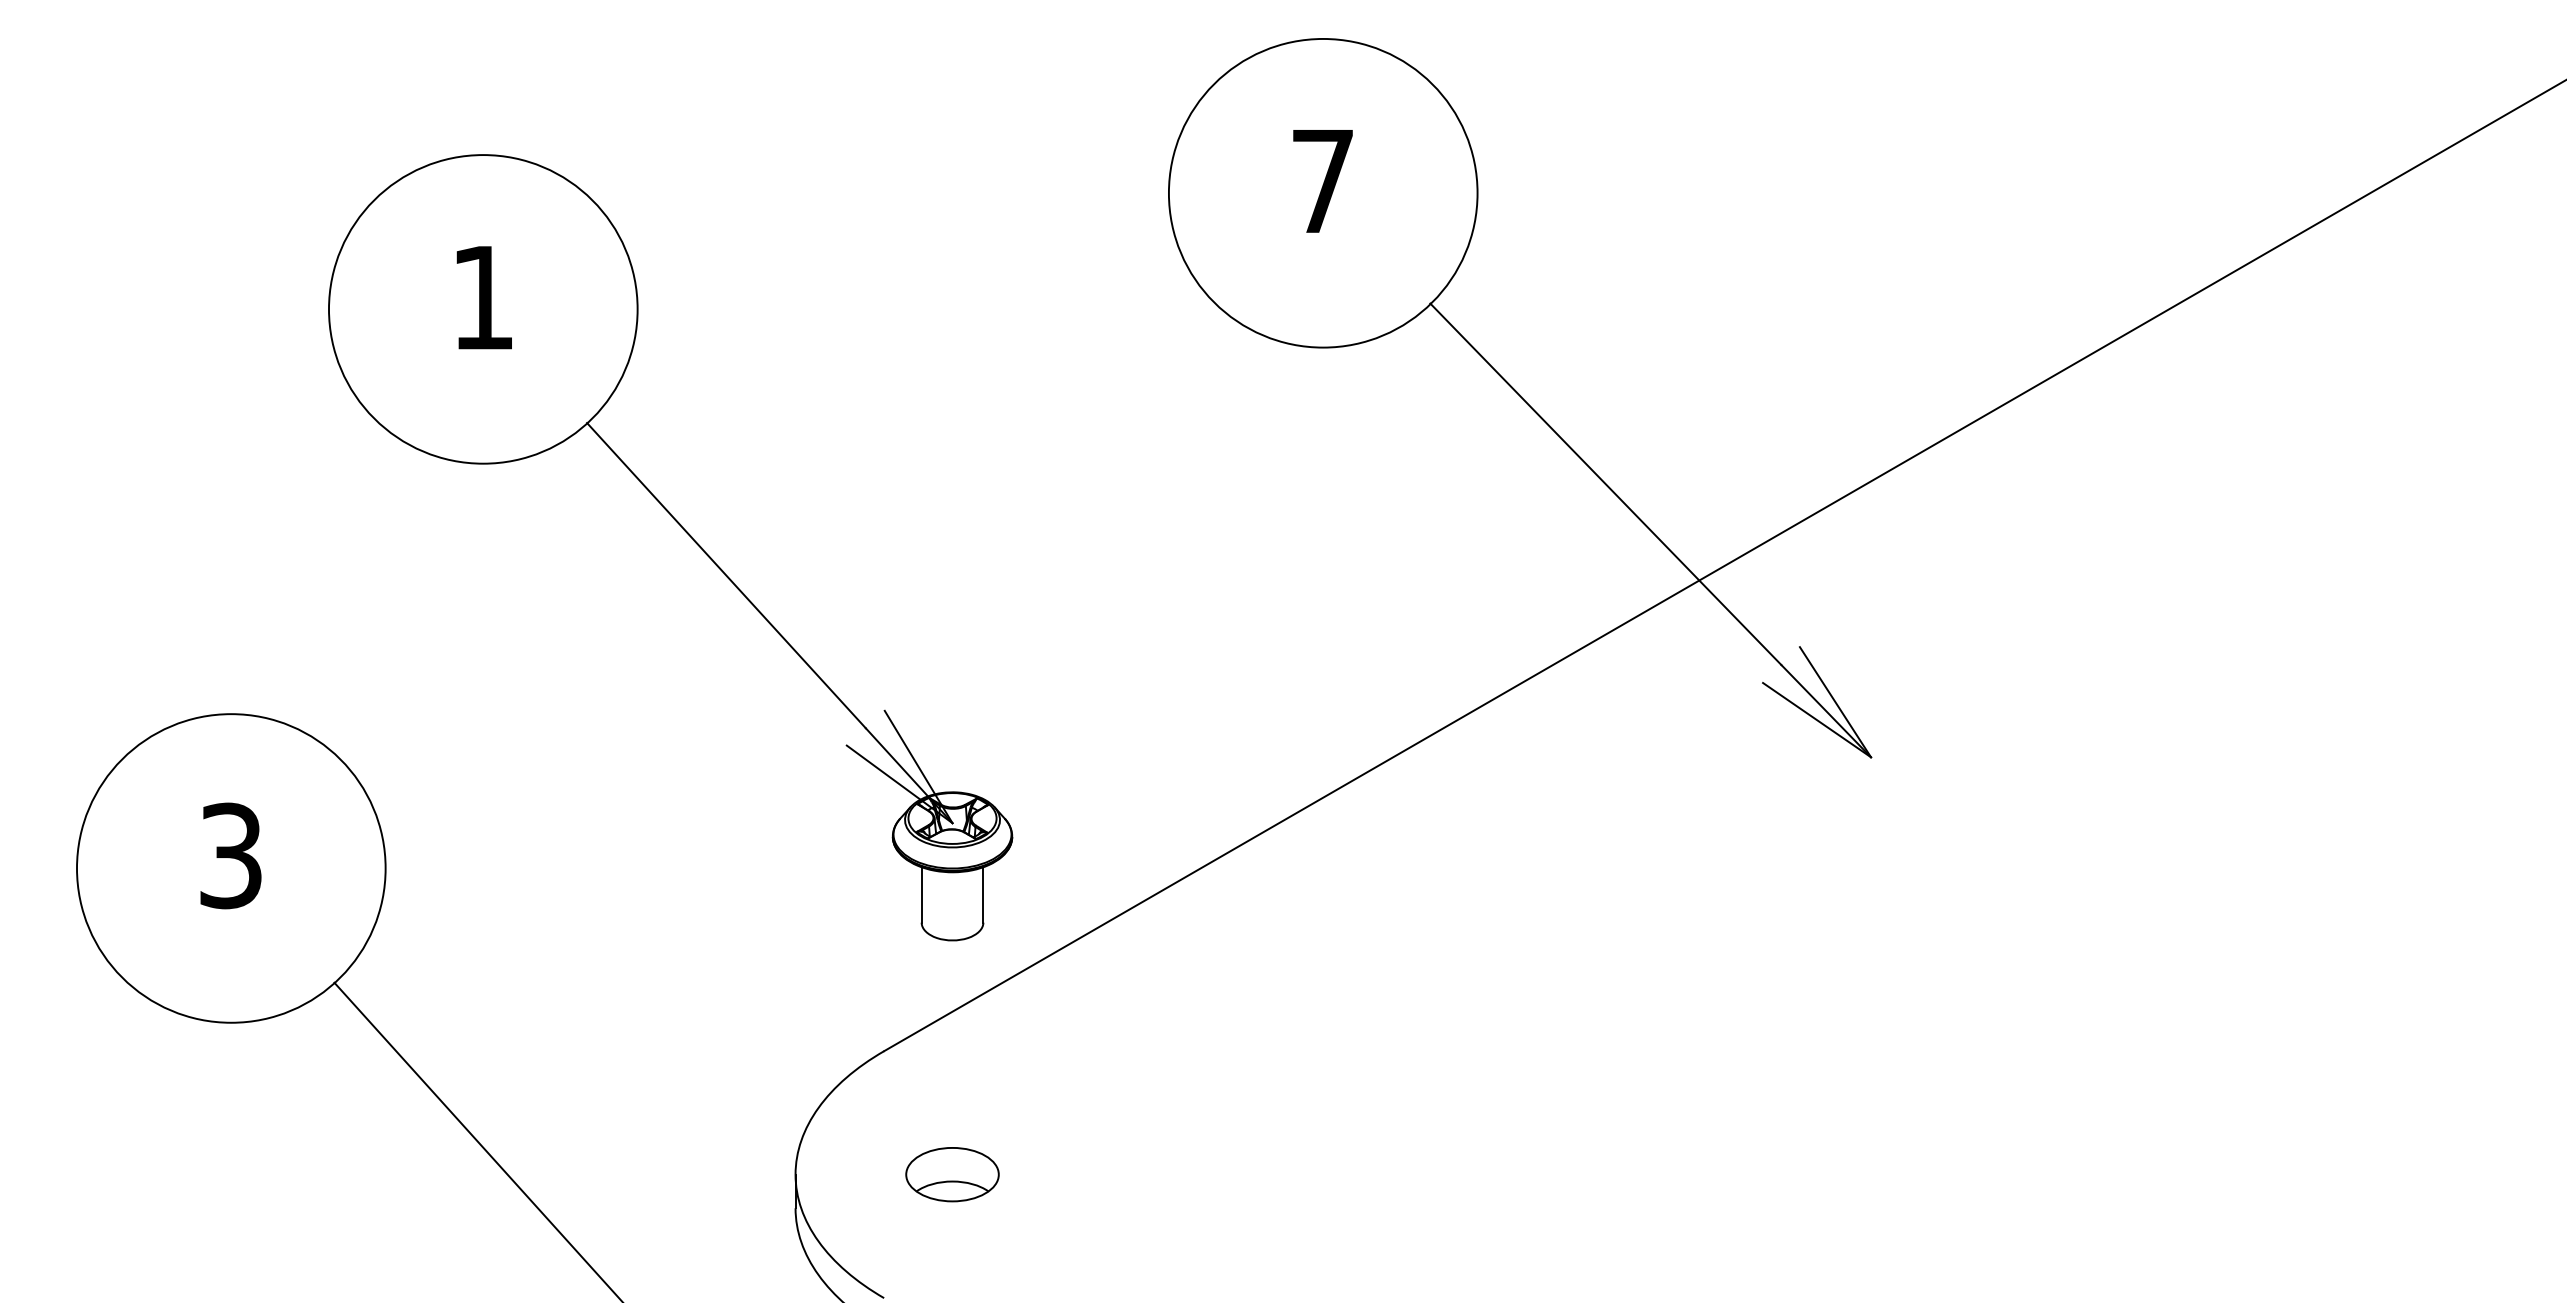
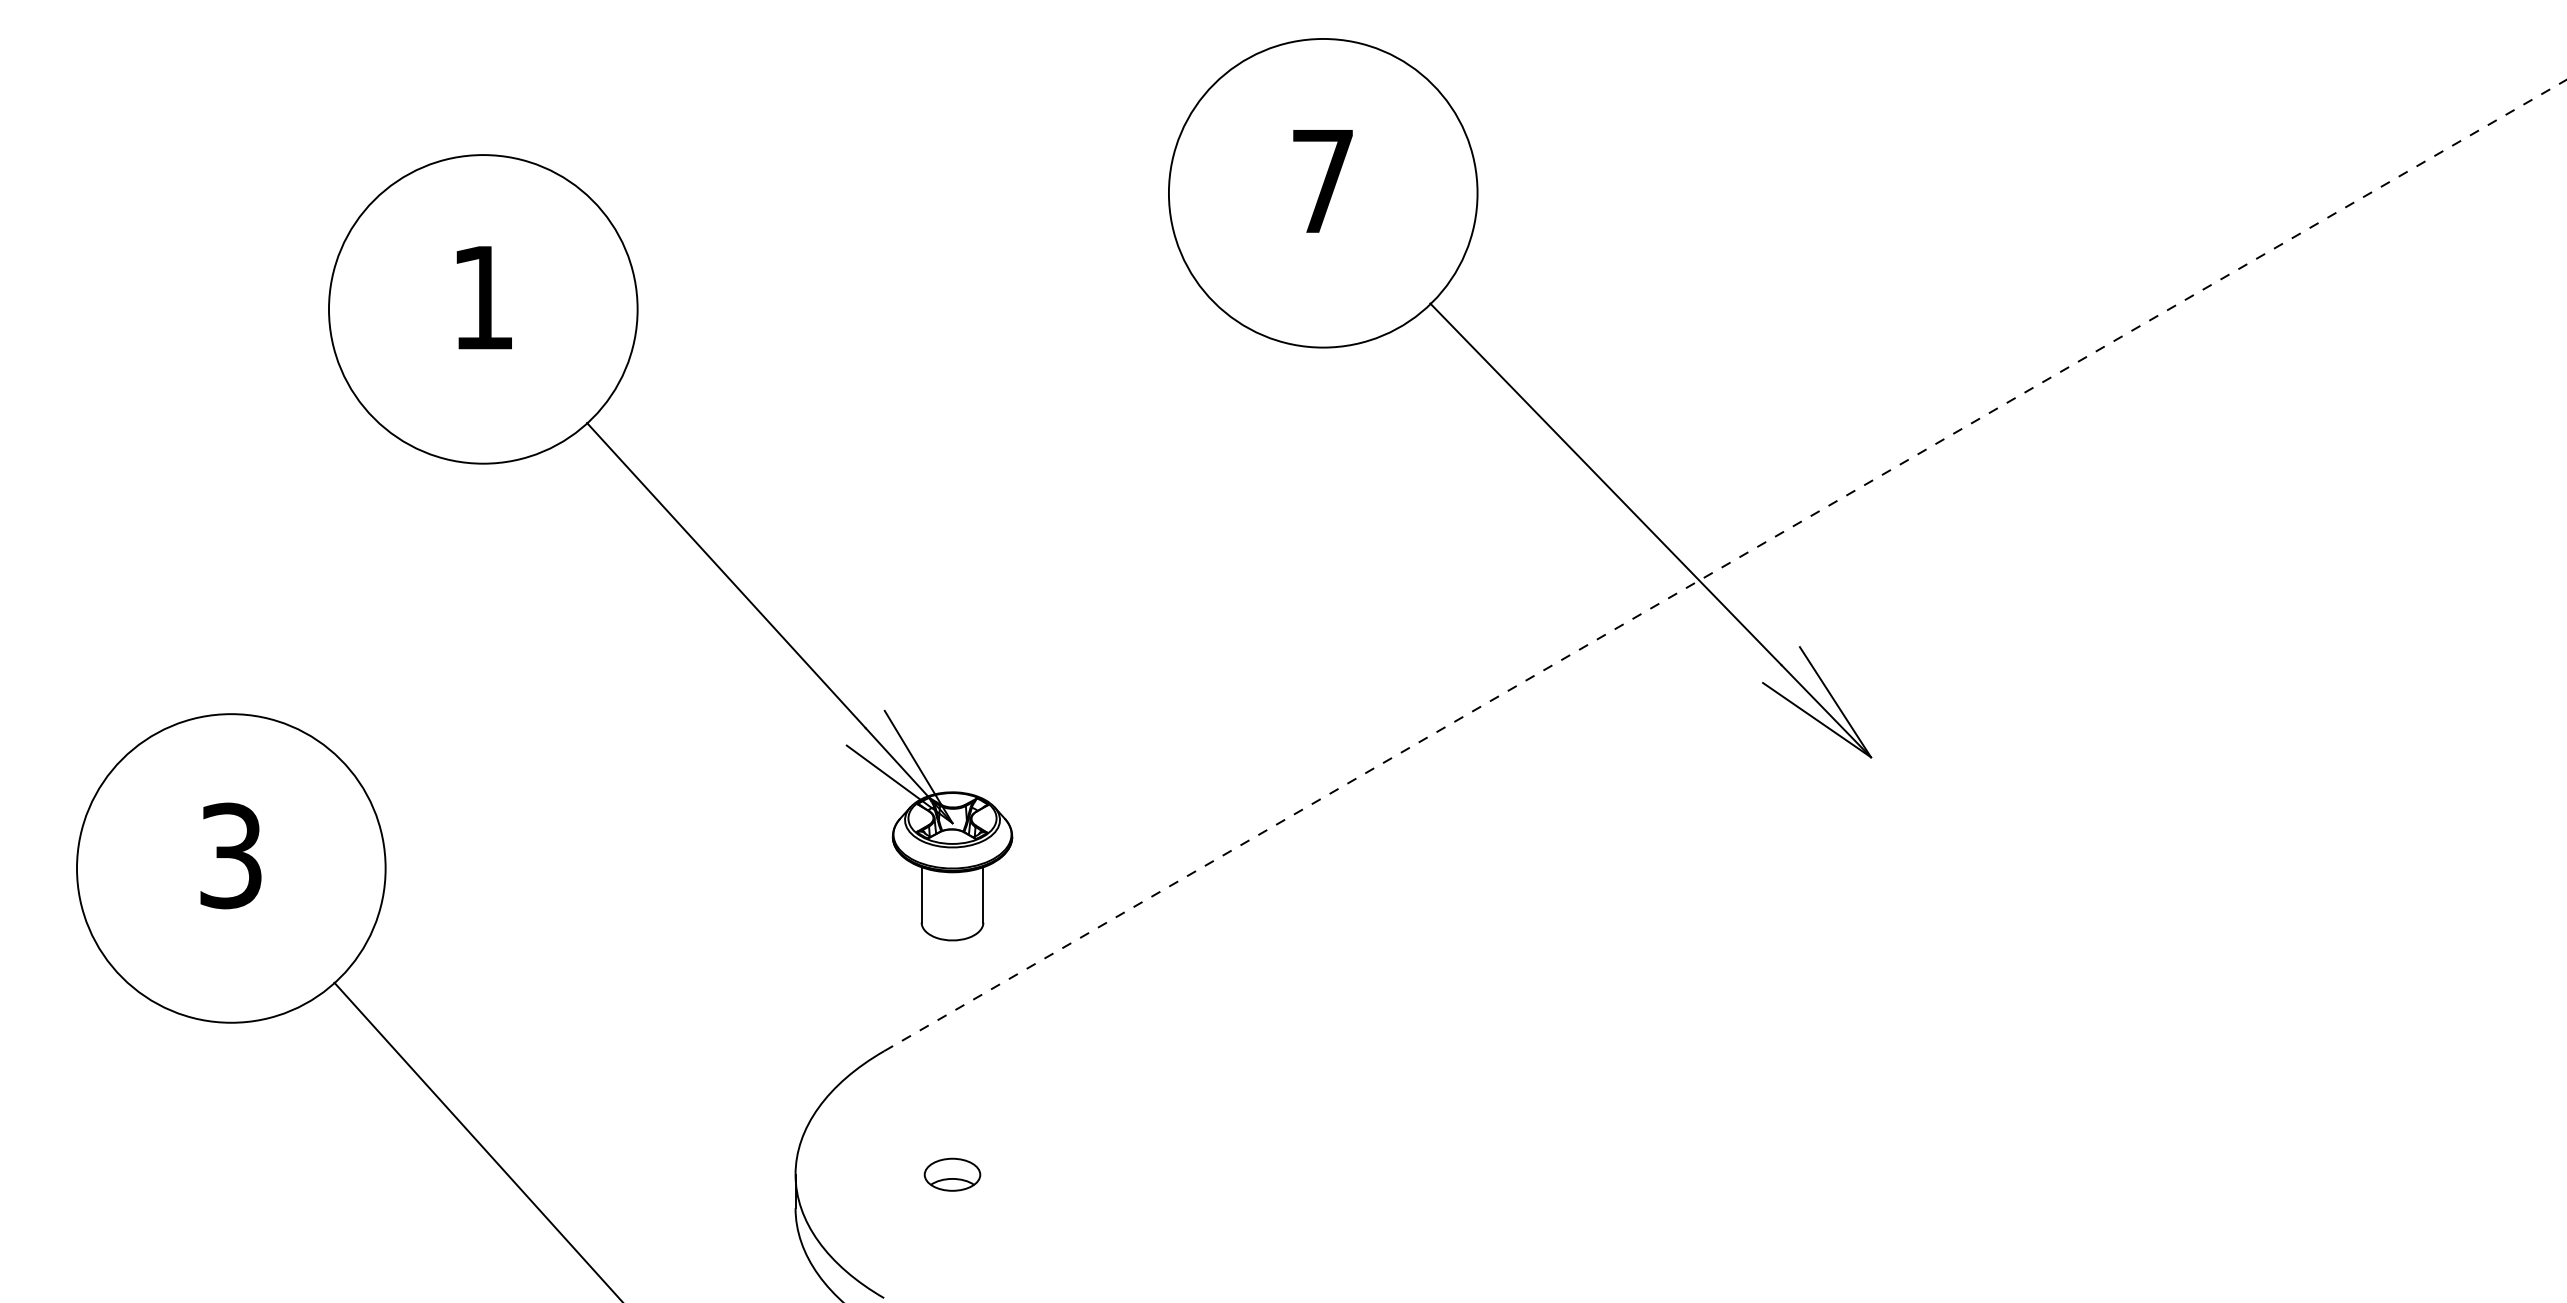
line: solid -> dashed (1725, 565)
part size: 95x56 px -> 59x35 px (952, 1174)
